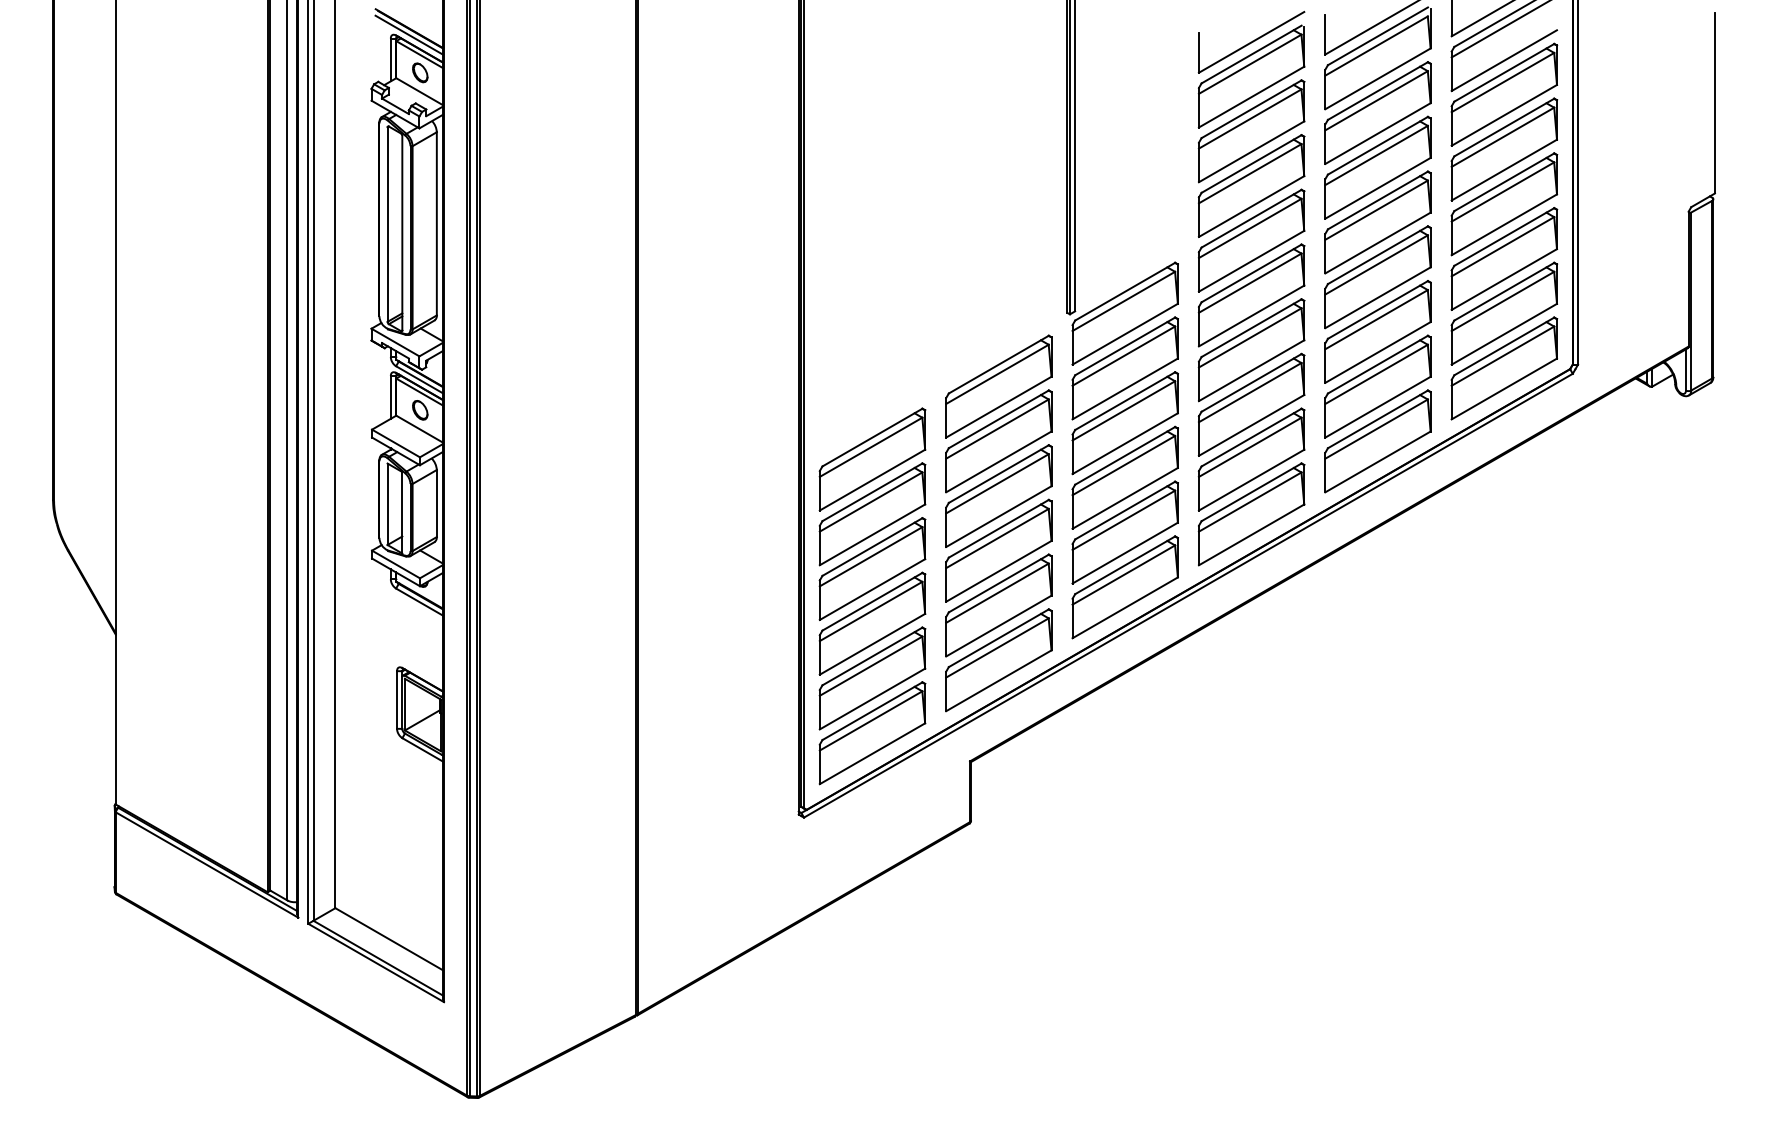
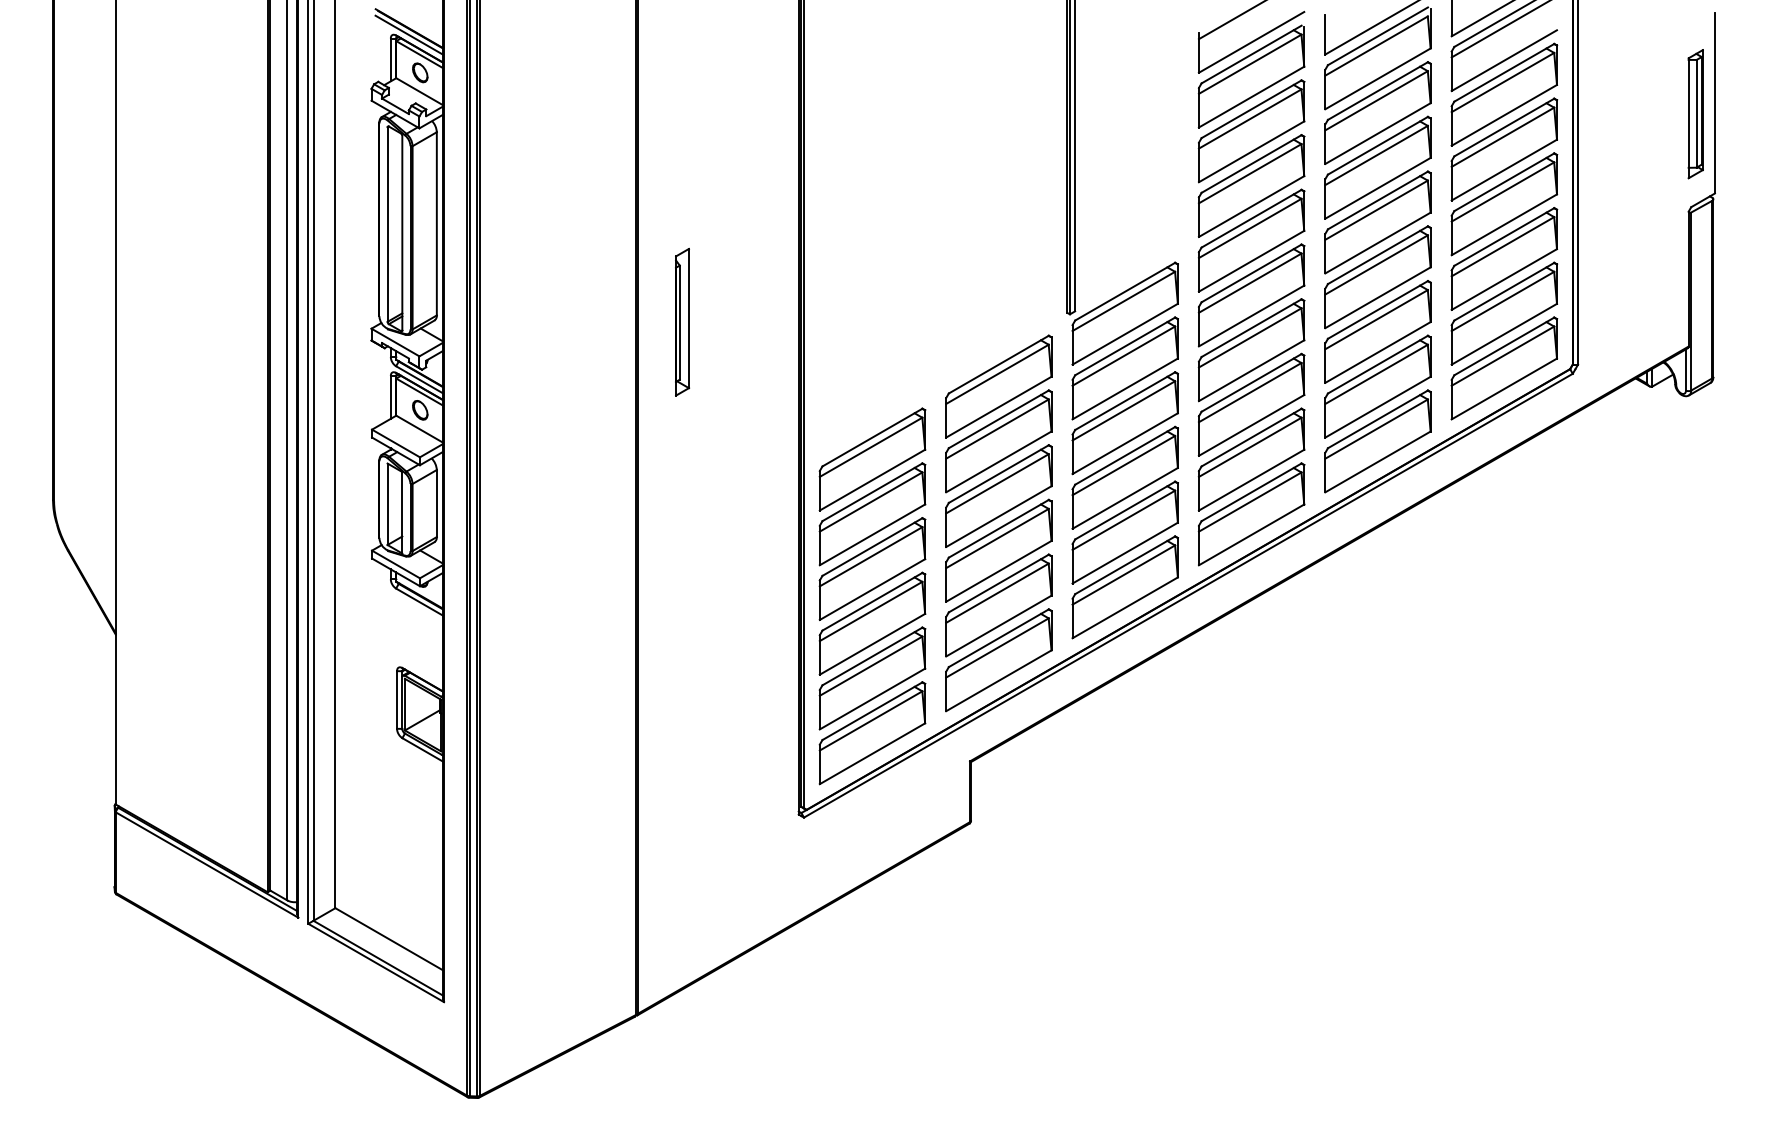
line: none -> present (1230, 20)
part: none -> present (1695, 114)
part: none -> present (682, 321)
